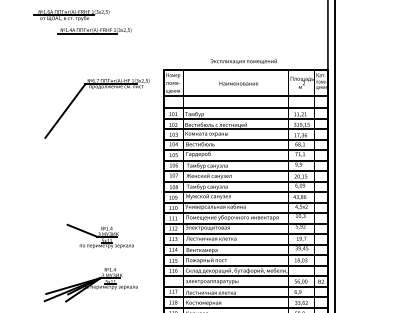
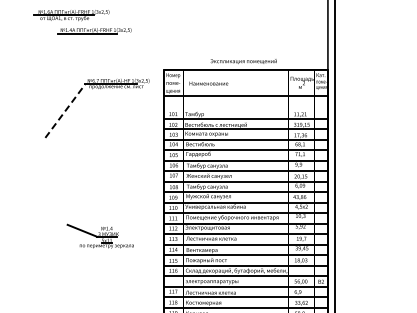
text position: (238, 83) -> (208, 83) (208, 83)
line: present -> none (245, 108)
line: solid -> dashed (65, 110)
part: present -> none (90, 285)
